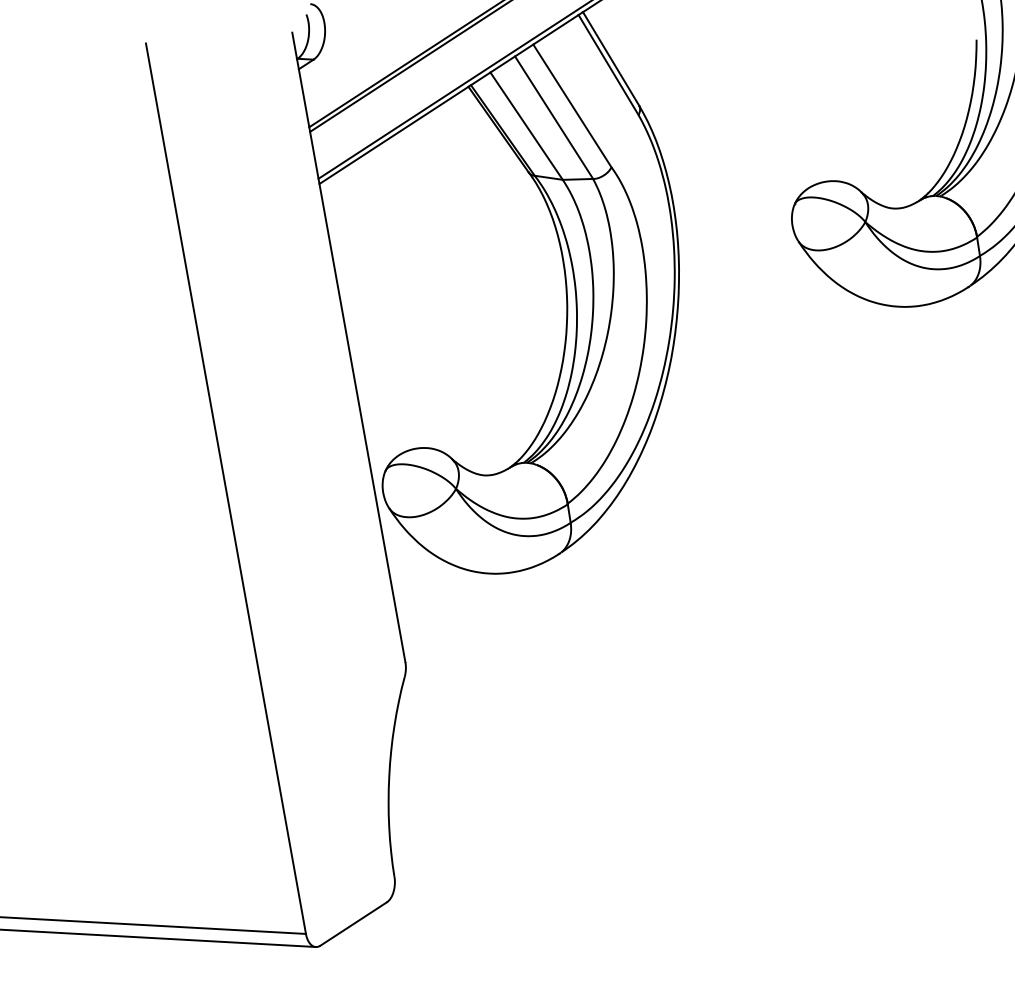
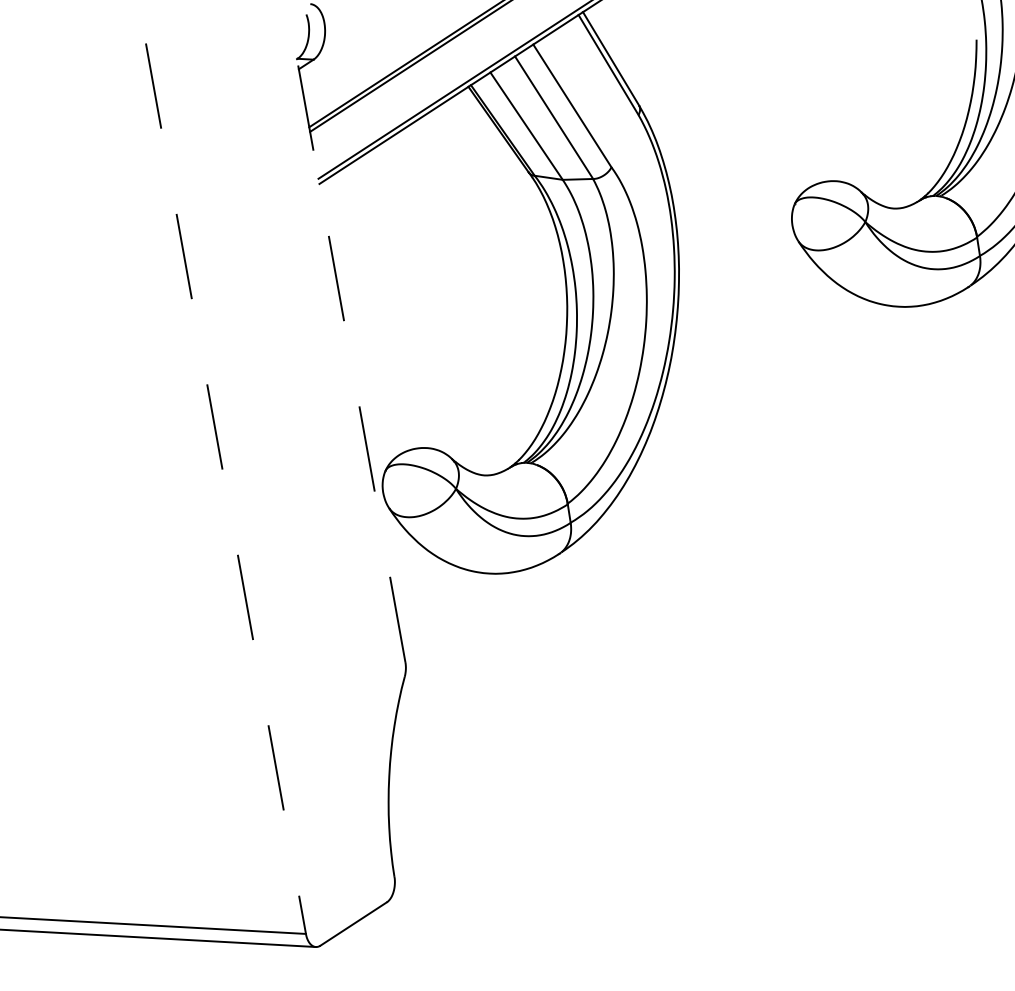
line: solid -> dashed (348, 347)
line: solid -> dashed (226, 489)
